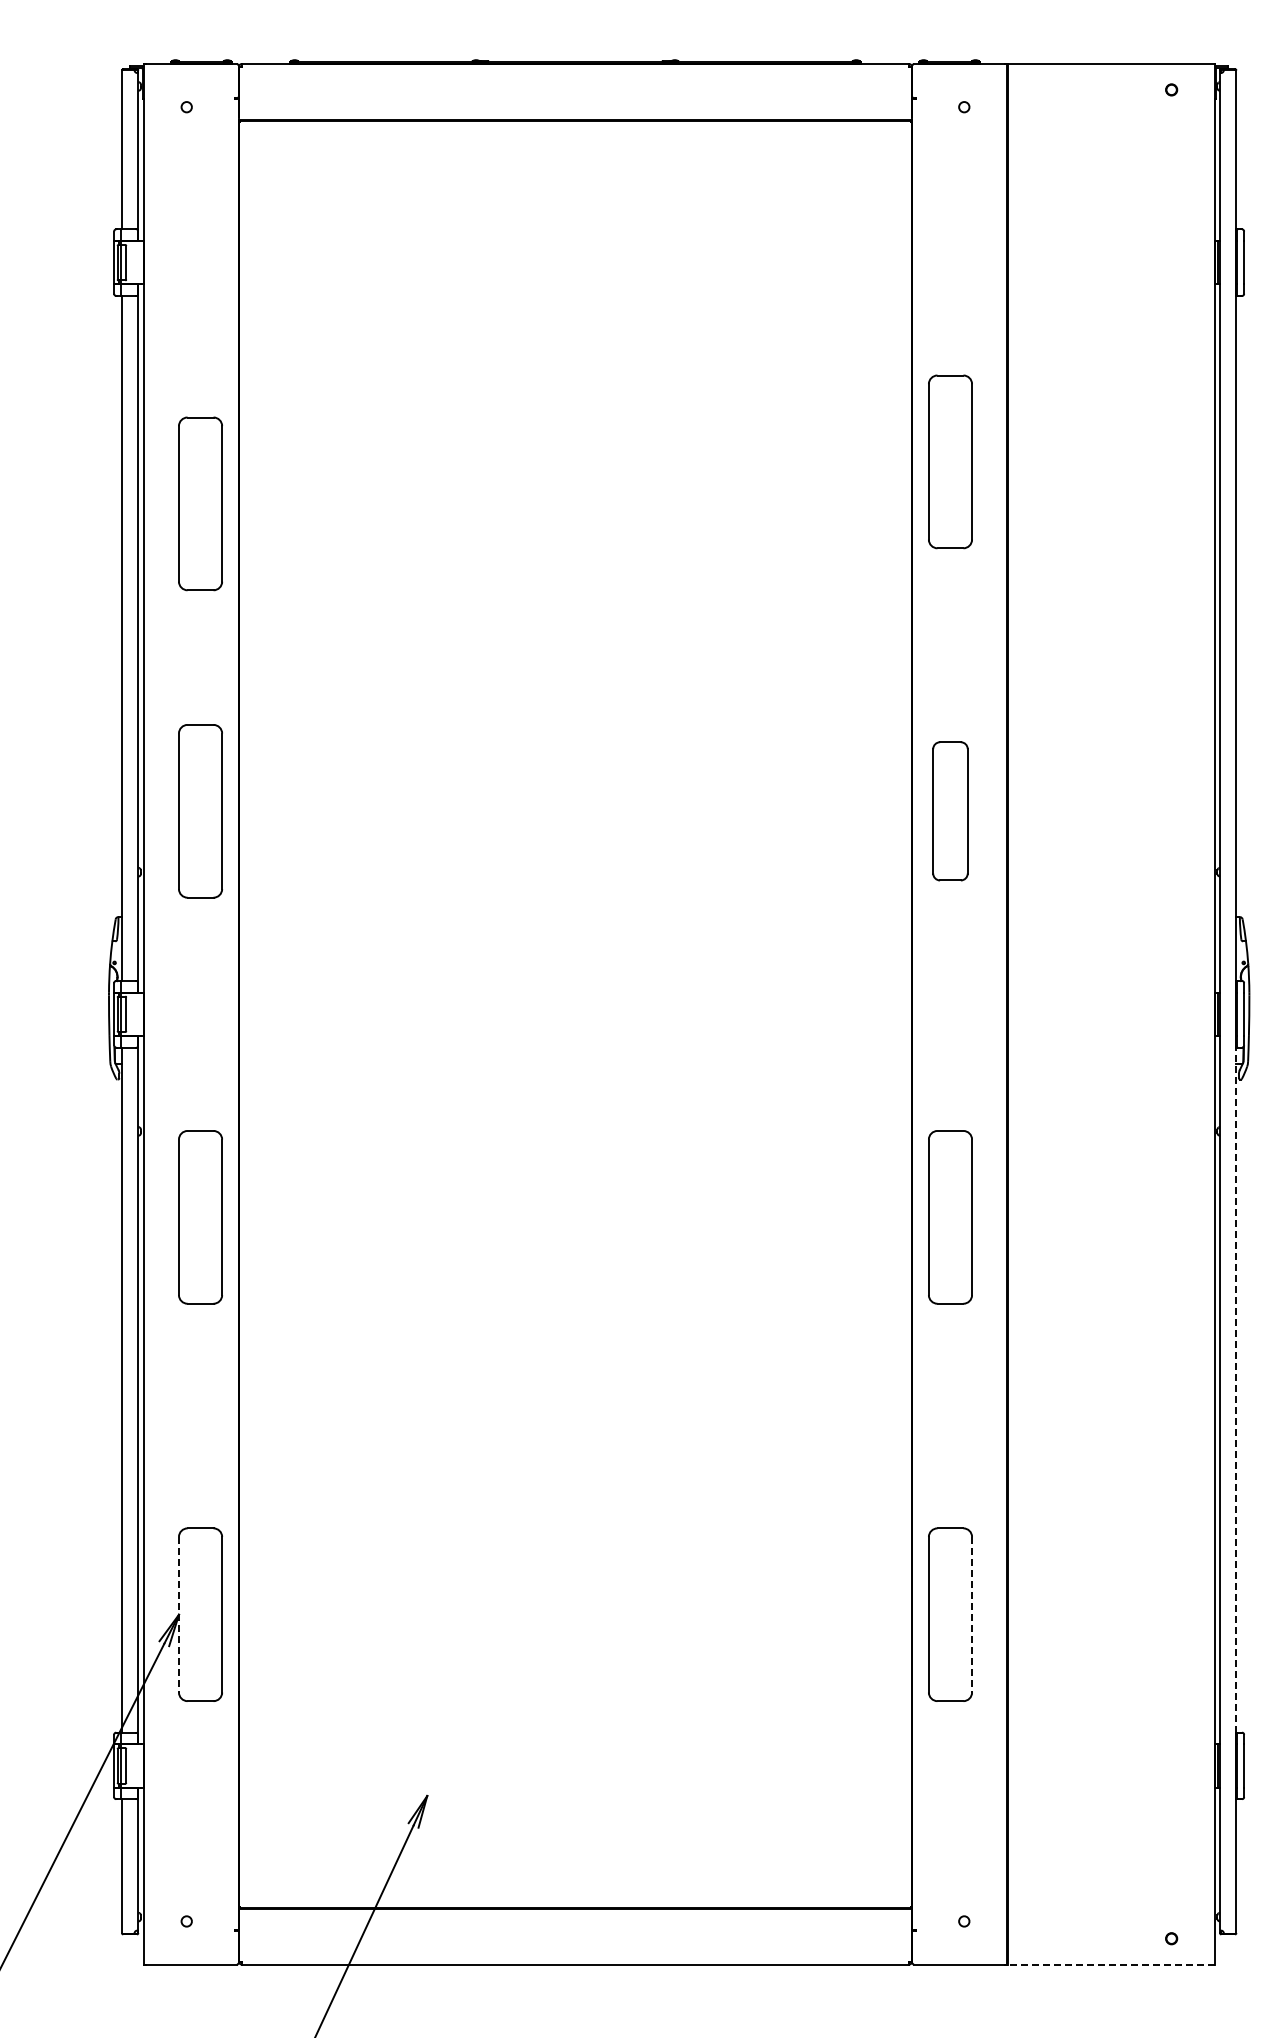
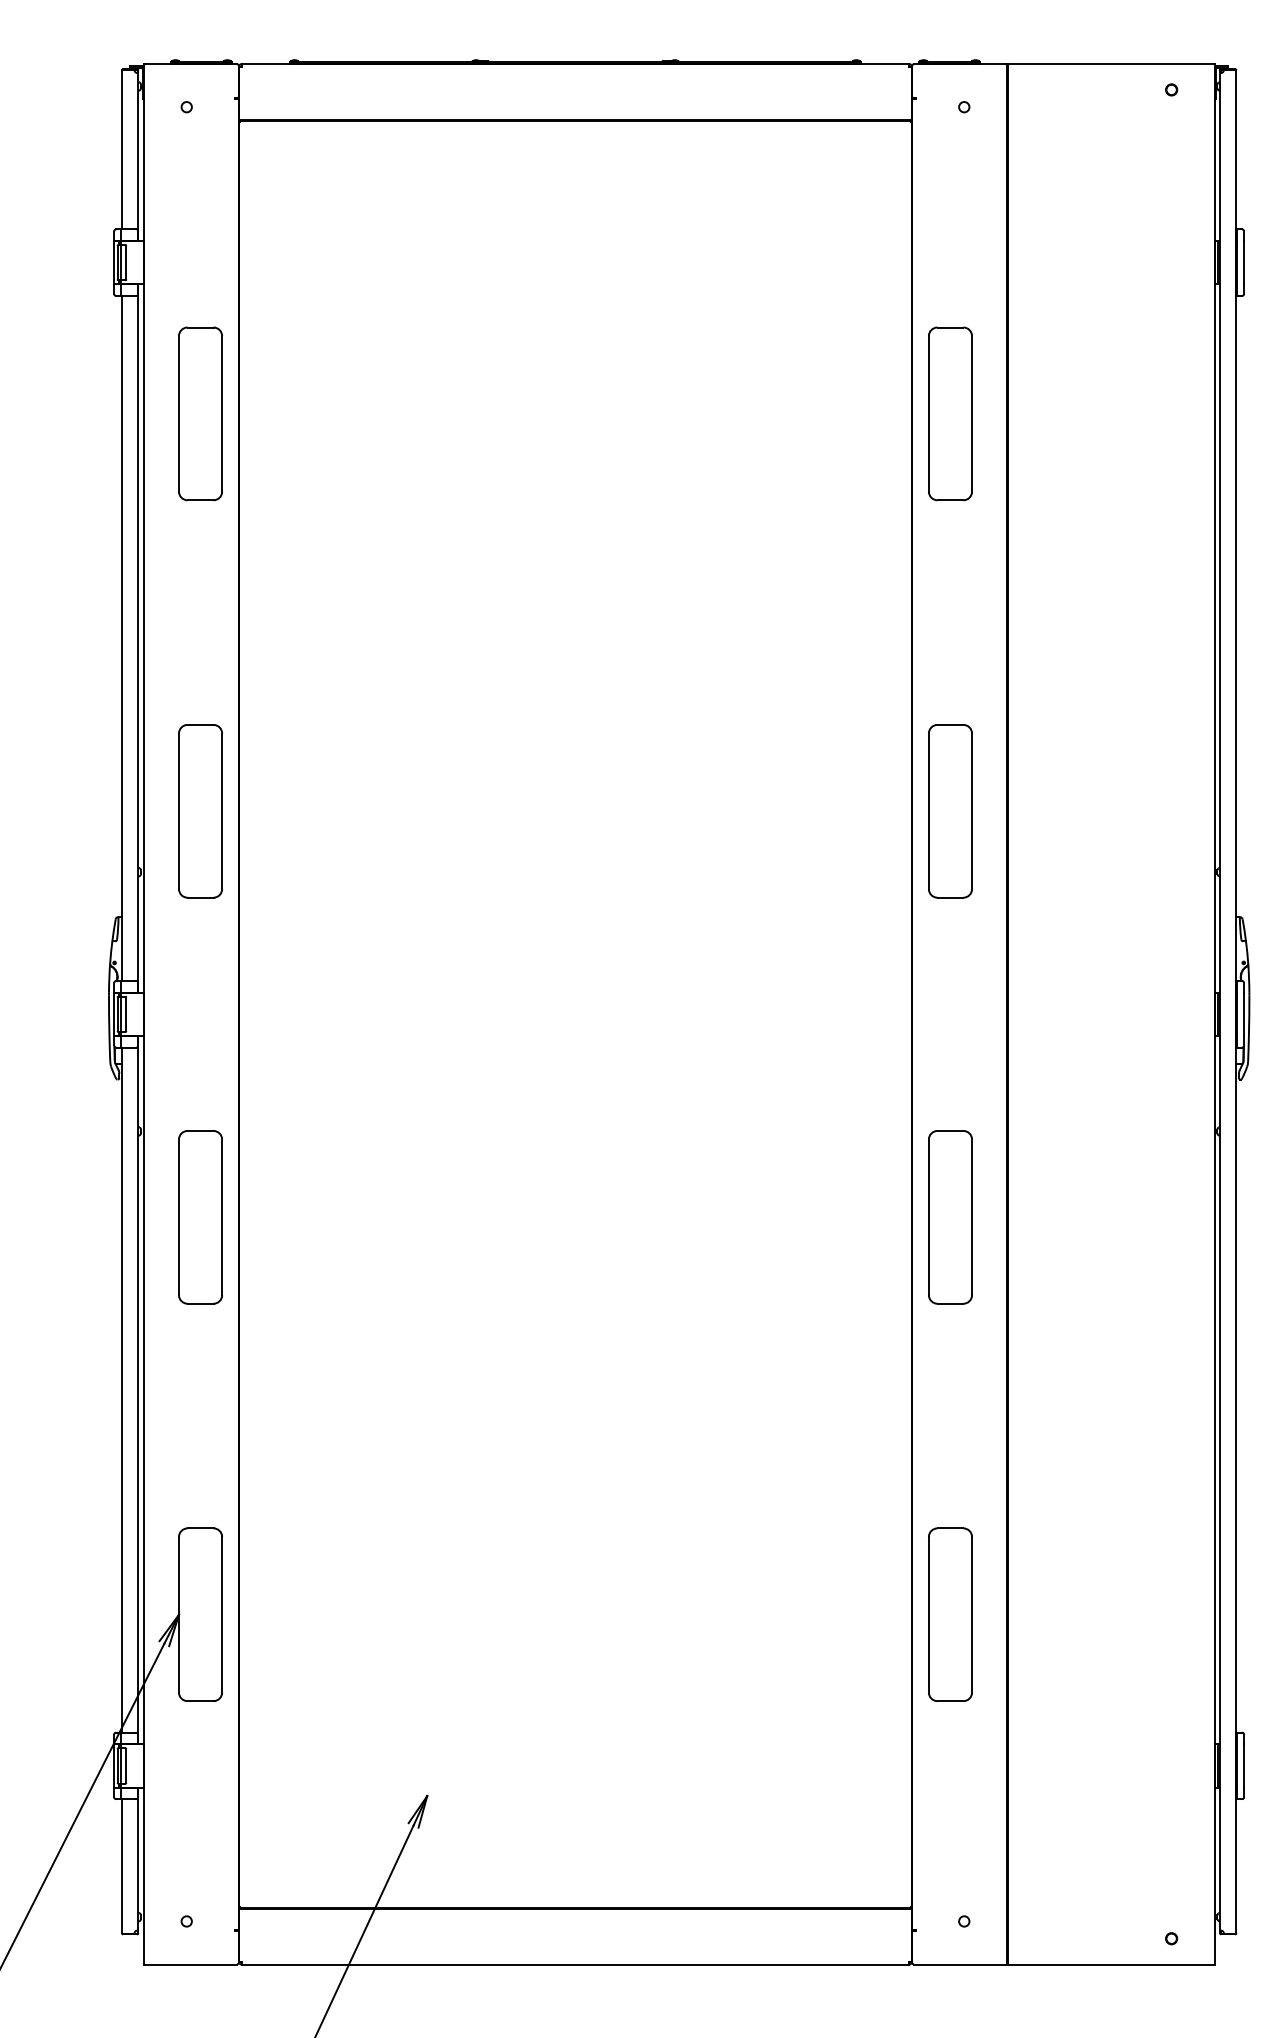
part position: (950, 461) -> (950, 413) (950, 413)
part position: (200, 503) -> (200, 413) (200, 413)
part size: 37x141 px -> 45x175 px (950, 811)
line: dashed -> solid (1236, 1390)
line: dashed -> solid (178, 1614)
line: dashed -> solid (972, 1614)
line: dashed -> solid (1110, 1964)
